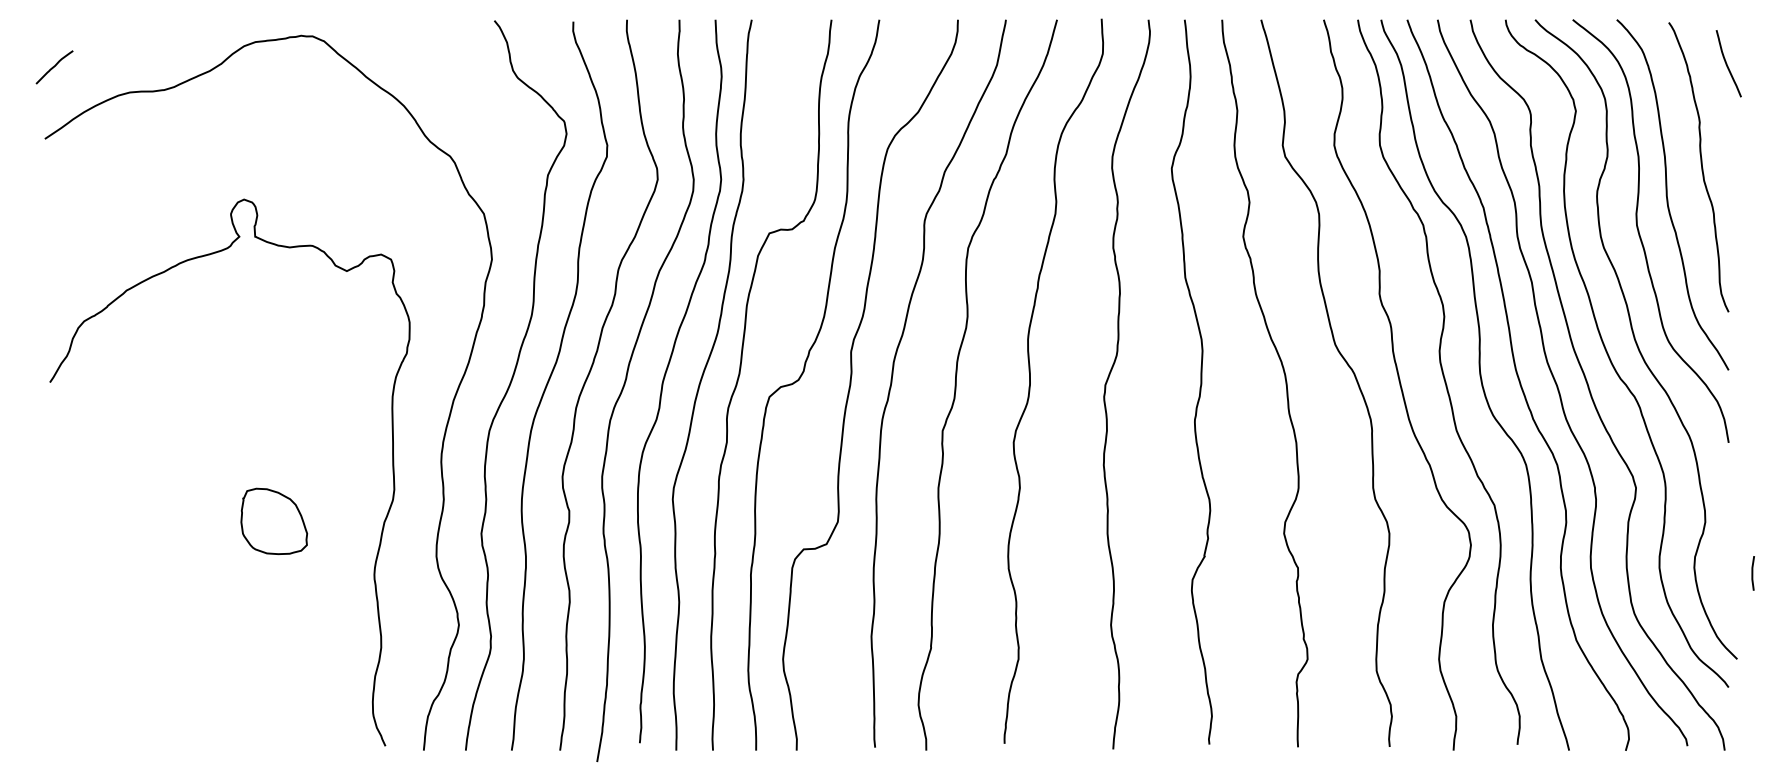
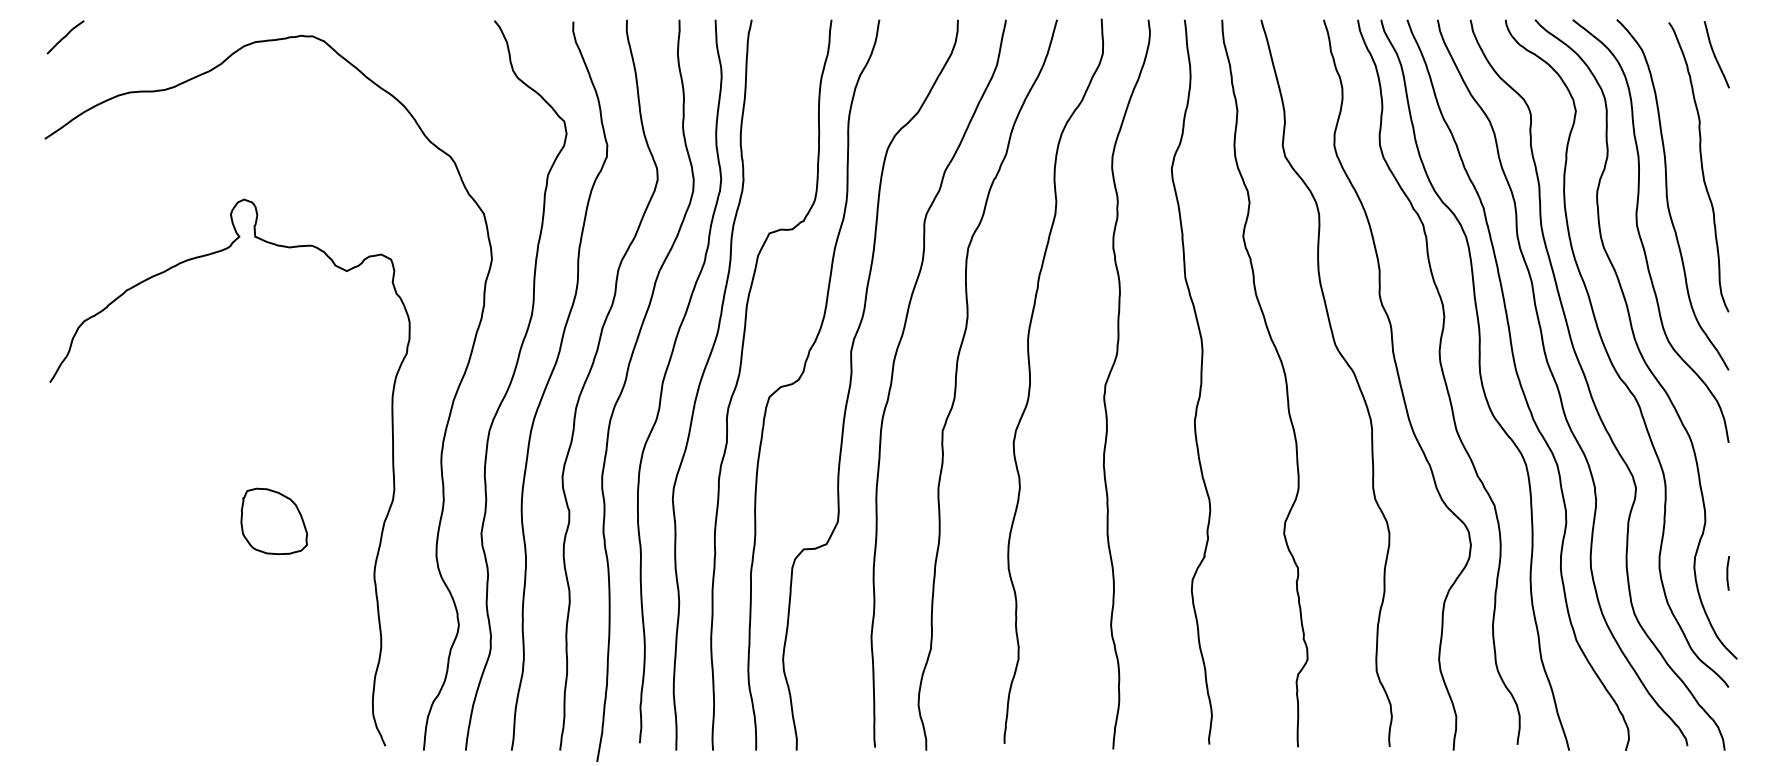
curve position: (1727, 63) -> (1715, 54) (1715, 54)
curve position: (54, 67) -> (65, 37) (65, 37)
line position: (1752, 573) -> (1727, 573) (1727, 573)
